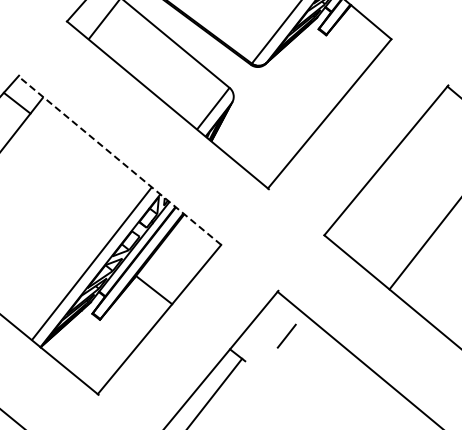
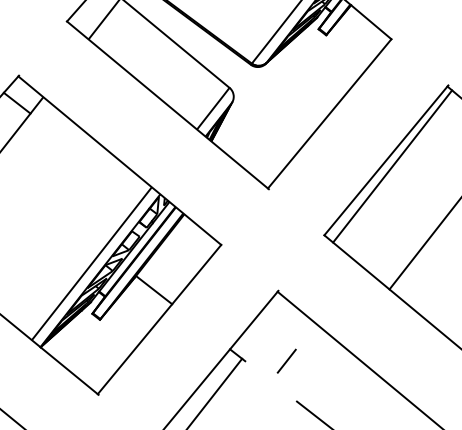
line: dashed -> solid (119, 160)
line: none -> present (392, 166)
line position: (286, 335) -> (286, 360) (286, 360)
line: none -> present (313, 413)
